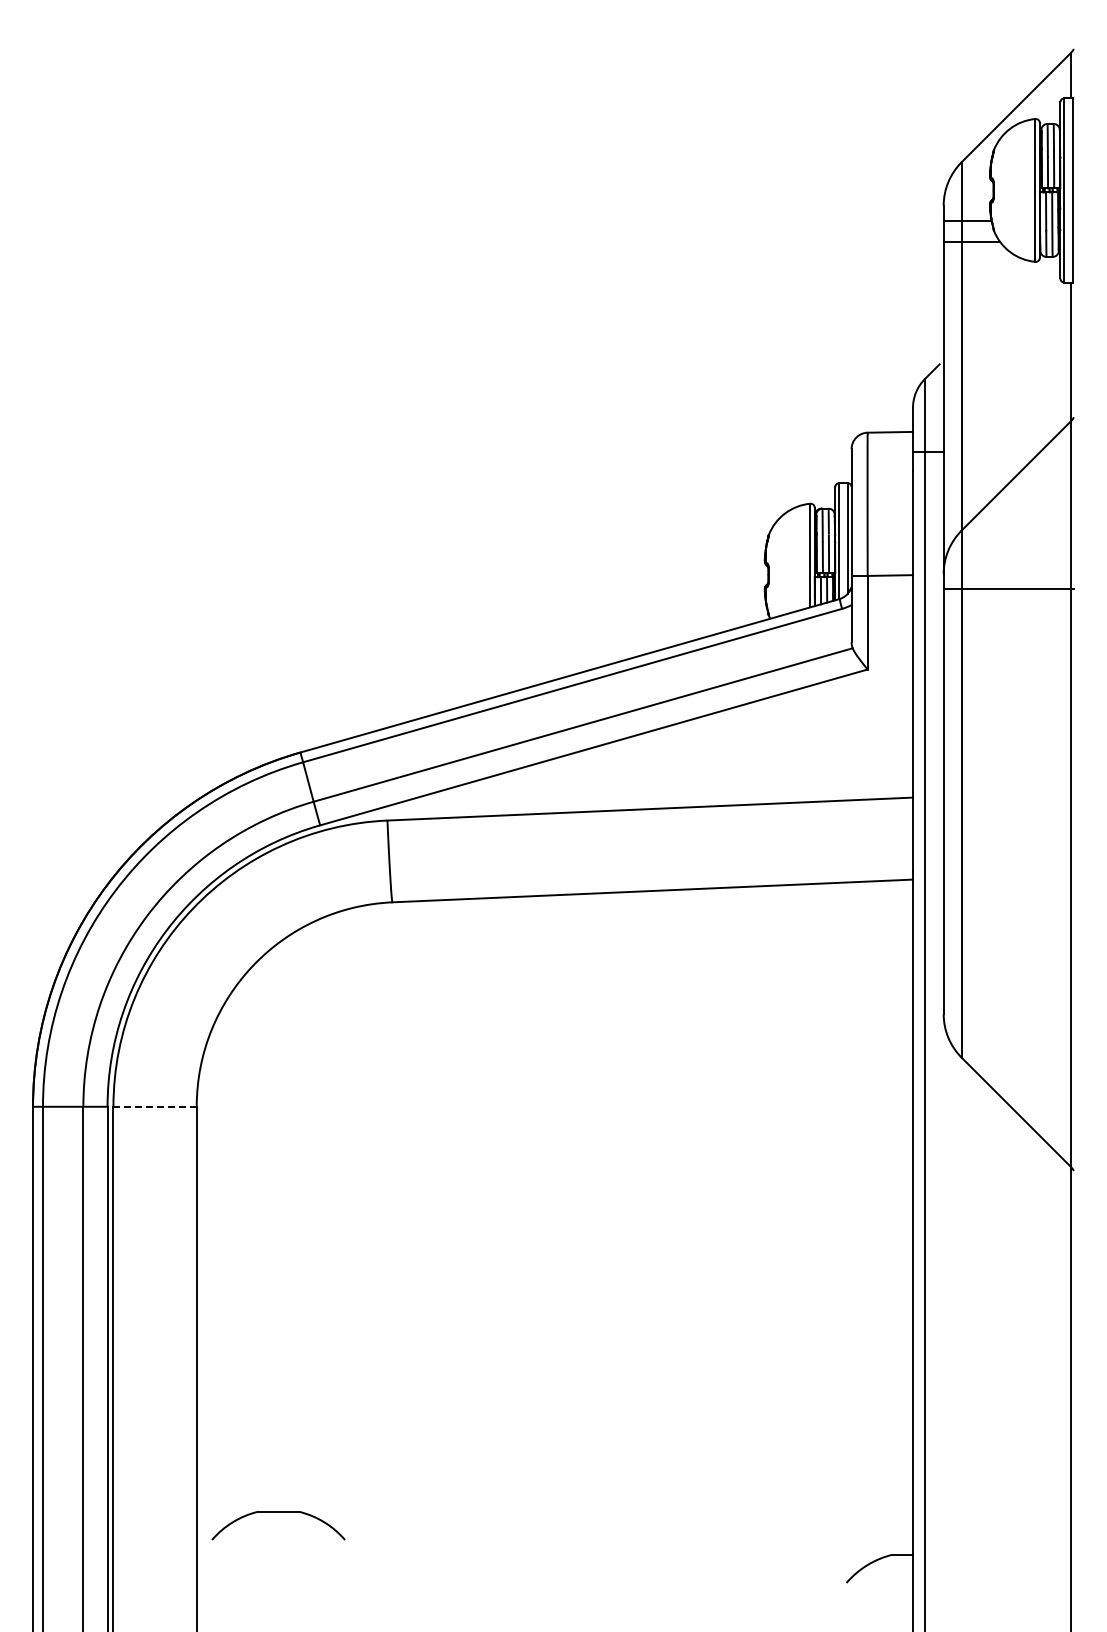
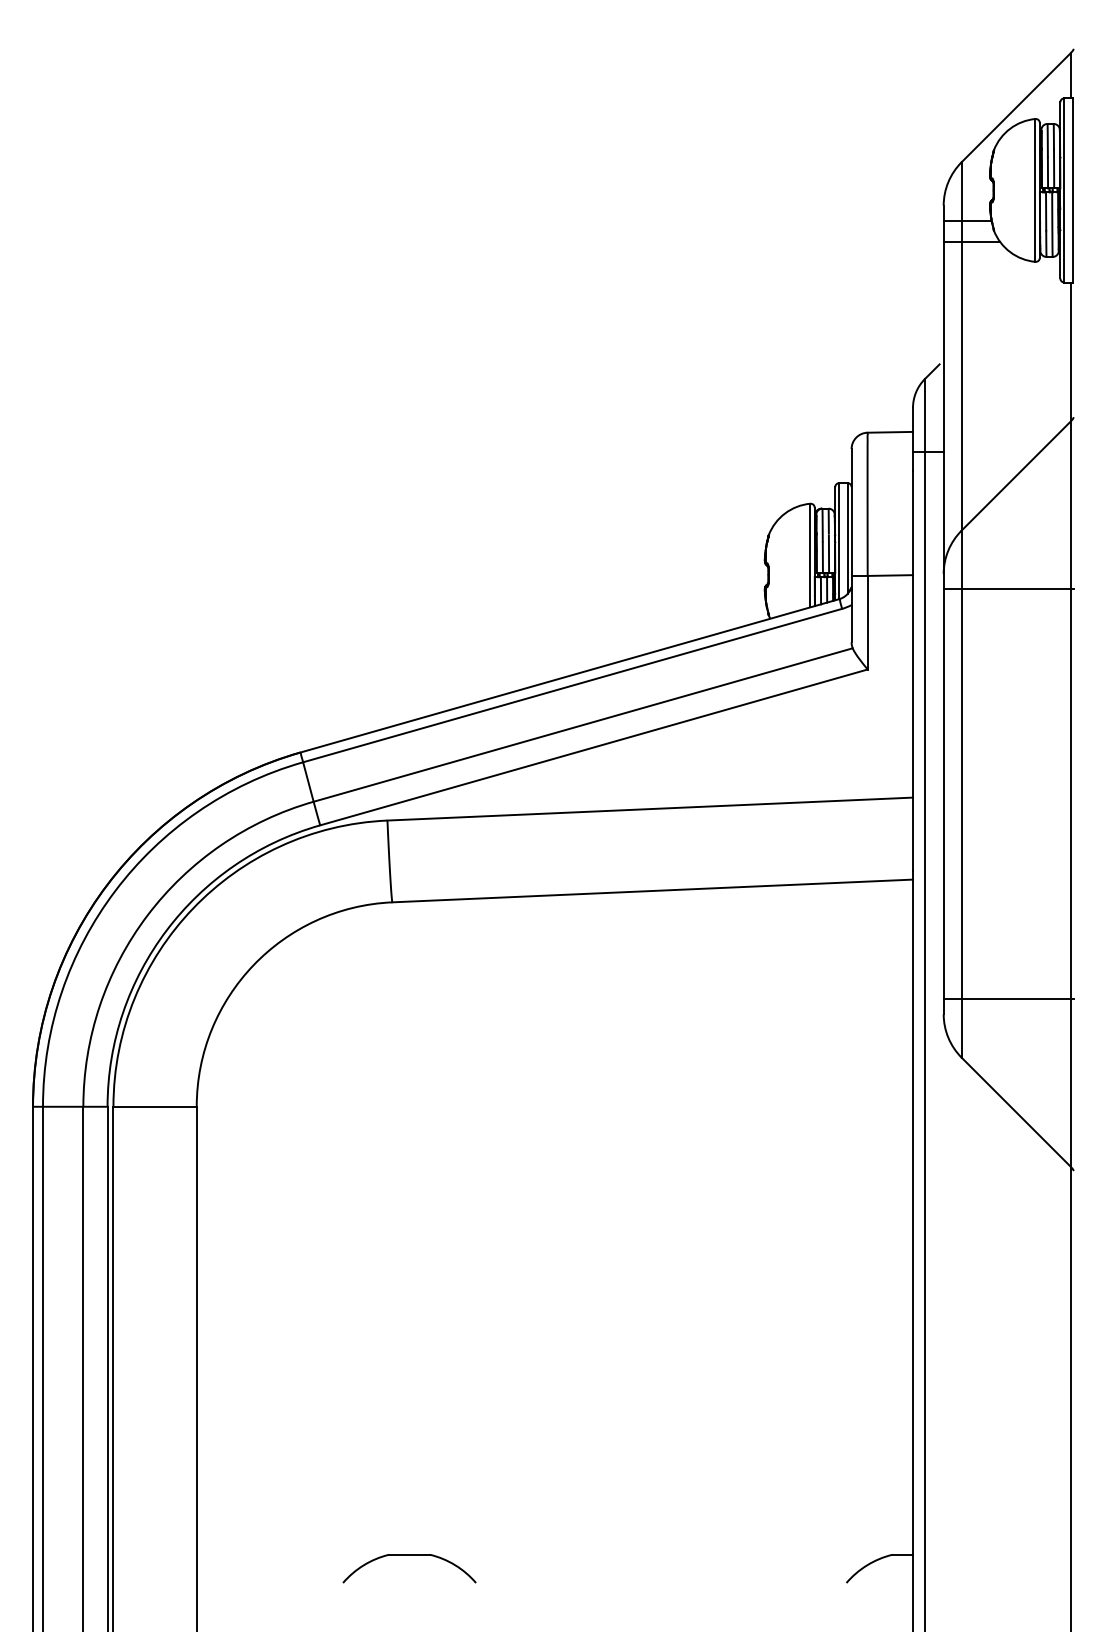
line: none -> present (1008, 998)
line: dashed -> solid (155, 1106)
part position: (278, 1512) -> (409, 1555) (409, 1555)
